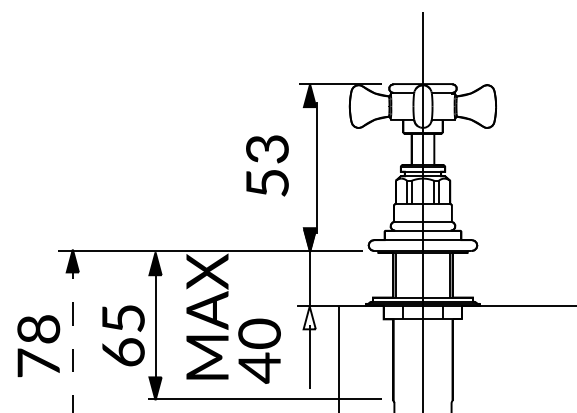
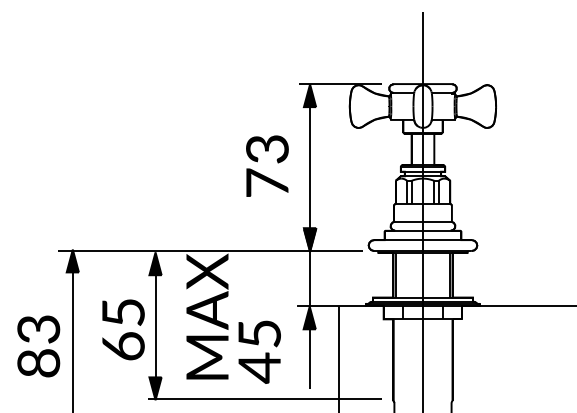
line position: (317, 167) -> (310, 167) (310, 167)
text: 53 -> 73 (267, 182)
fill: none -> present (309, 317)
text: 40 -> 45 (259, 333)
text position: (123, 335) -> (123, 329) (123, 329)
line: dashed -> solid (72, 339)
text: 78 -> 83 (38, 346)
